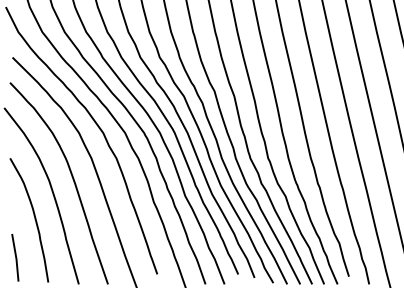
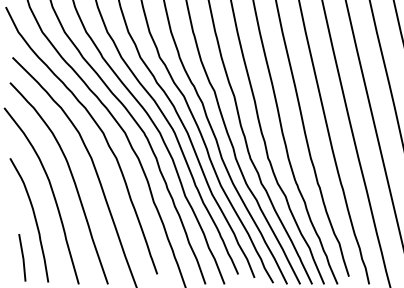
line position: (15, 257) -> (22, 257) (22, 257)
